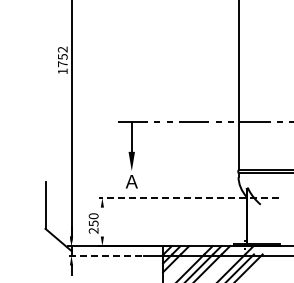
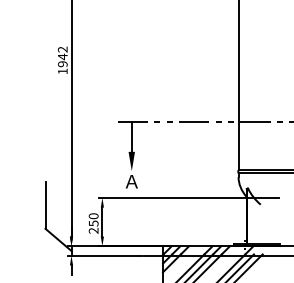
text: 1752 -> 1942 (62, 60)
line: dashed -> solid (188, 198)
line: none -> present (102, 221)
line: dashed -> solid (104, 255)
